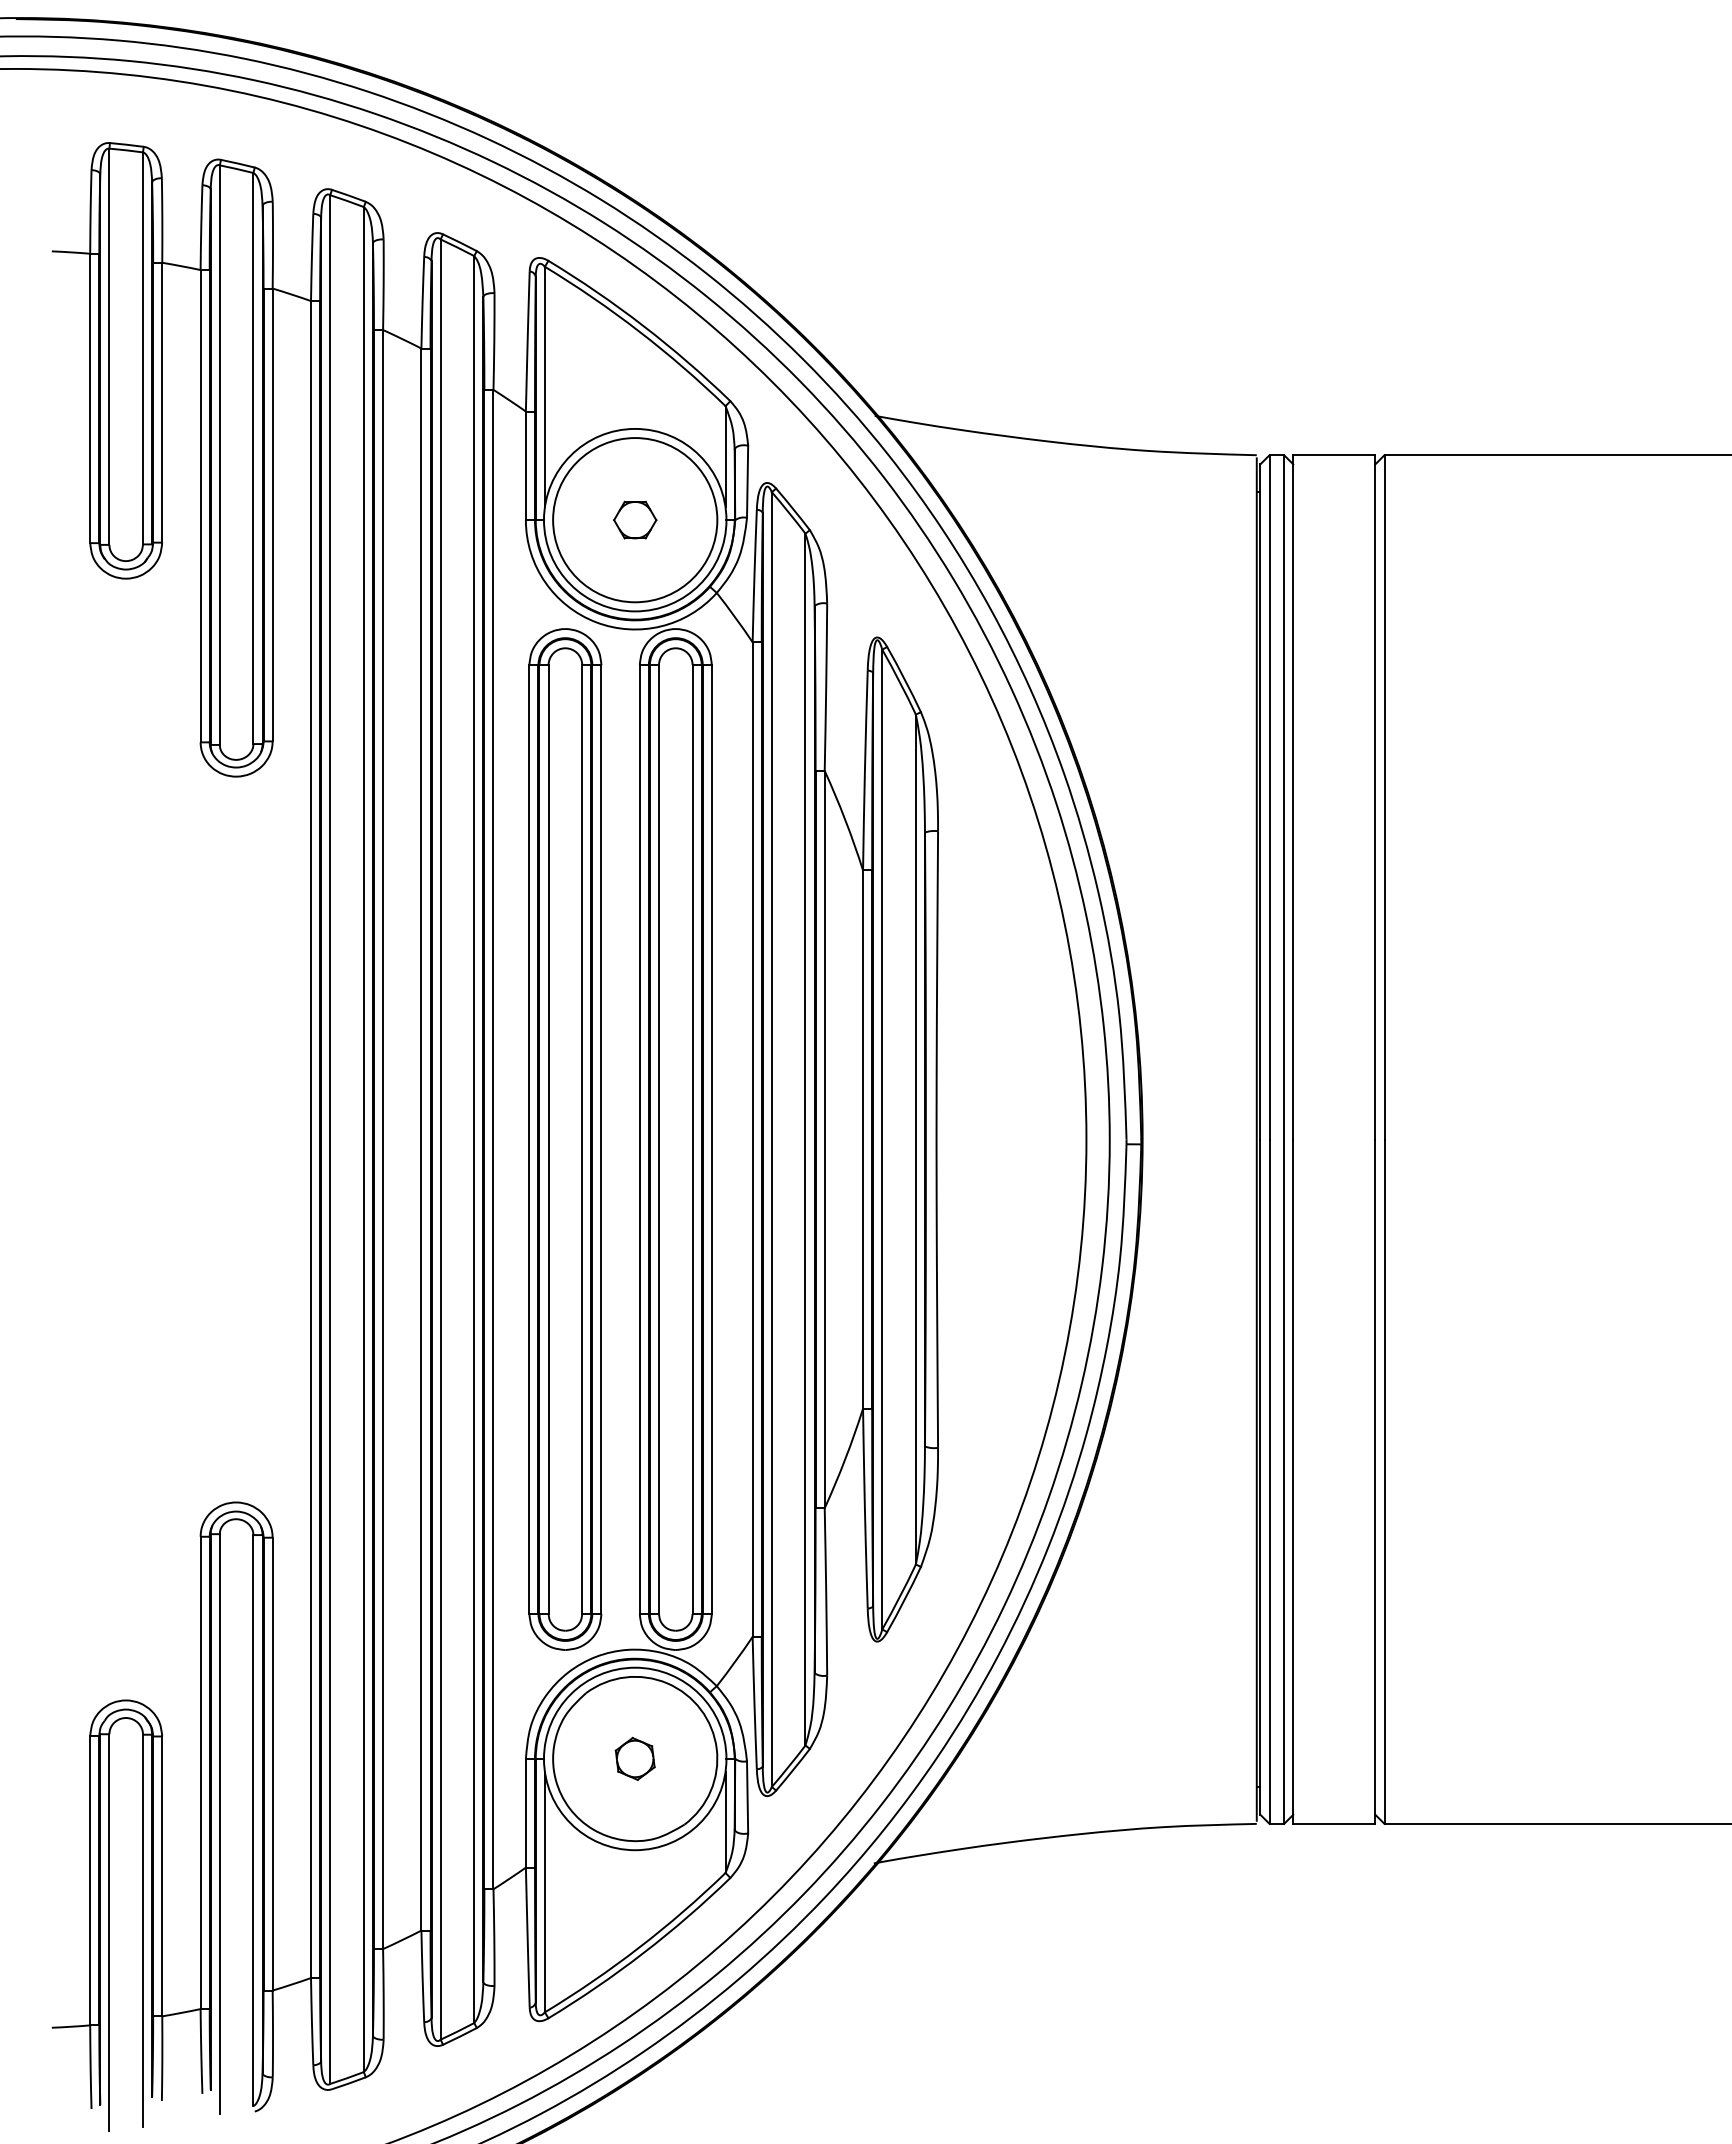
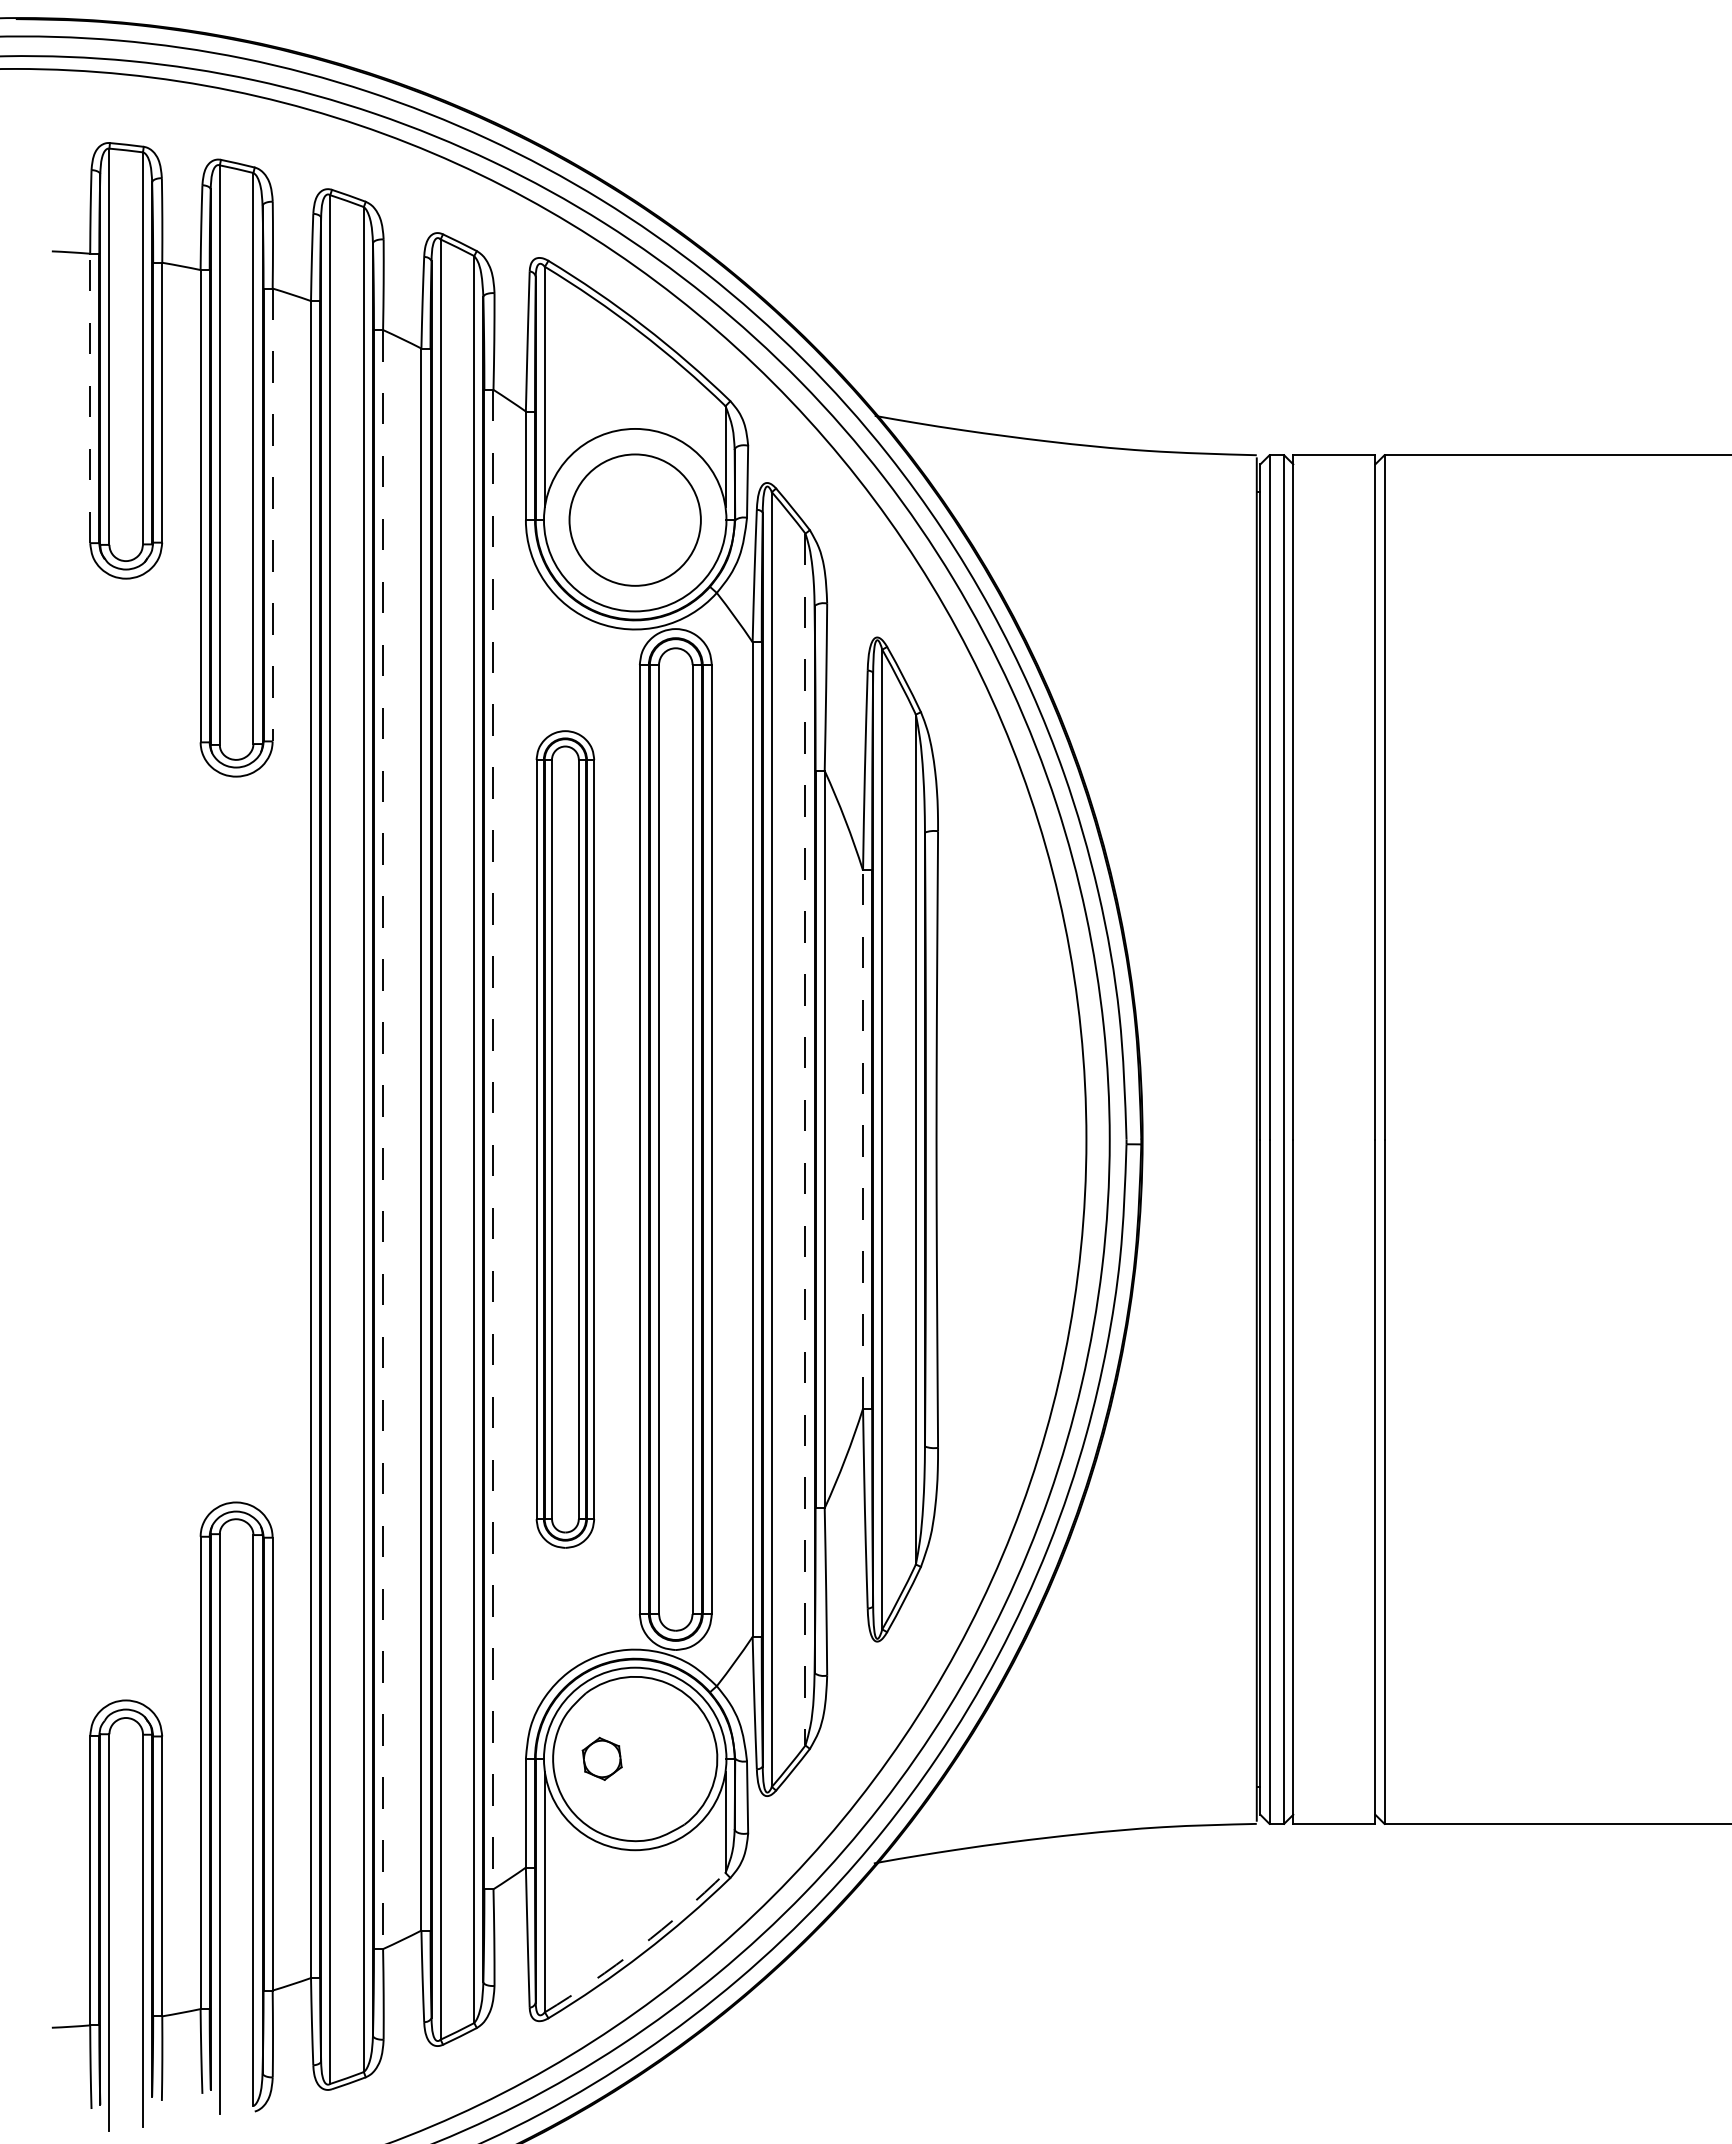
line: solid -> dashed (90, 398)
line: solid -> dashed (272, 515)
part: present -> none (635, 519)
circle diameter: 164 px -> 131 px (634, 519)
line: solid -> dashed (383, 1139)
line: solid -> dashed (493, 1139)
part size: 75x1023 px -> 61x819 px (565, 1139)
line: solid -> dashed (805, 1139)
line: solid -> dashed (863, 1139)
part position: (634, 1758) -> (601, 1758) (601, 1758)
arc: solid -> dashed (639, 1947)
